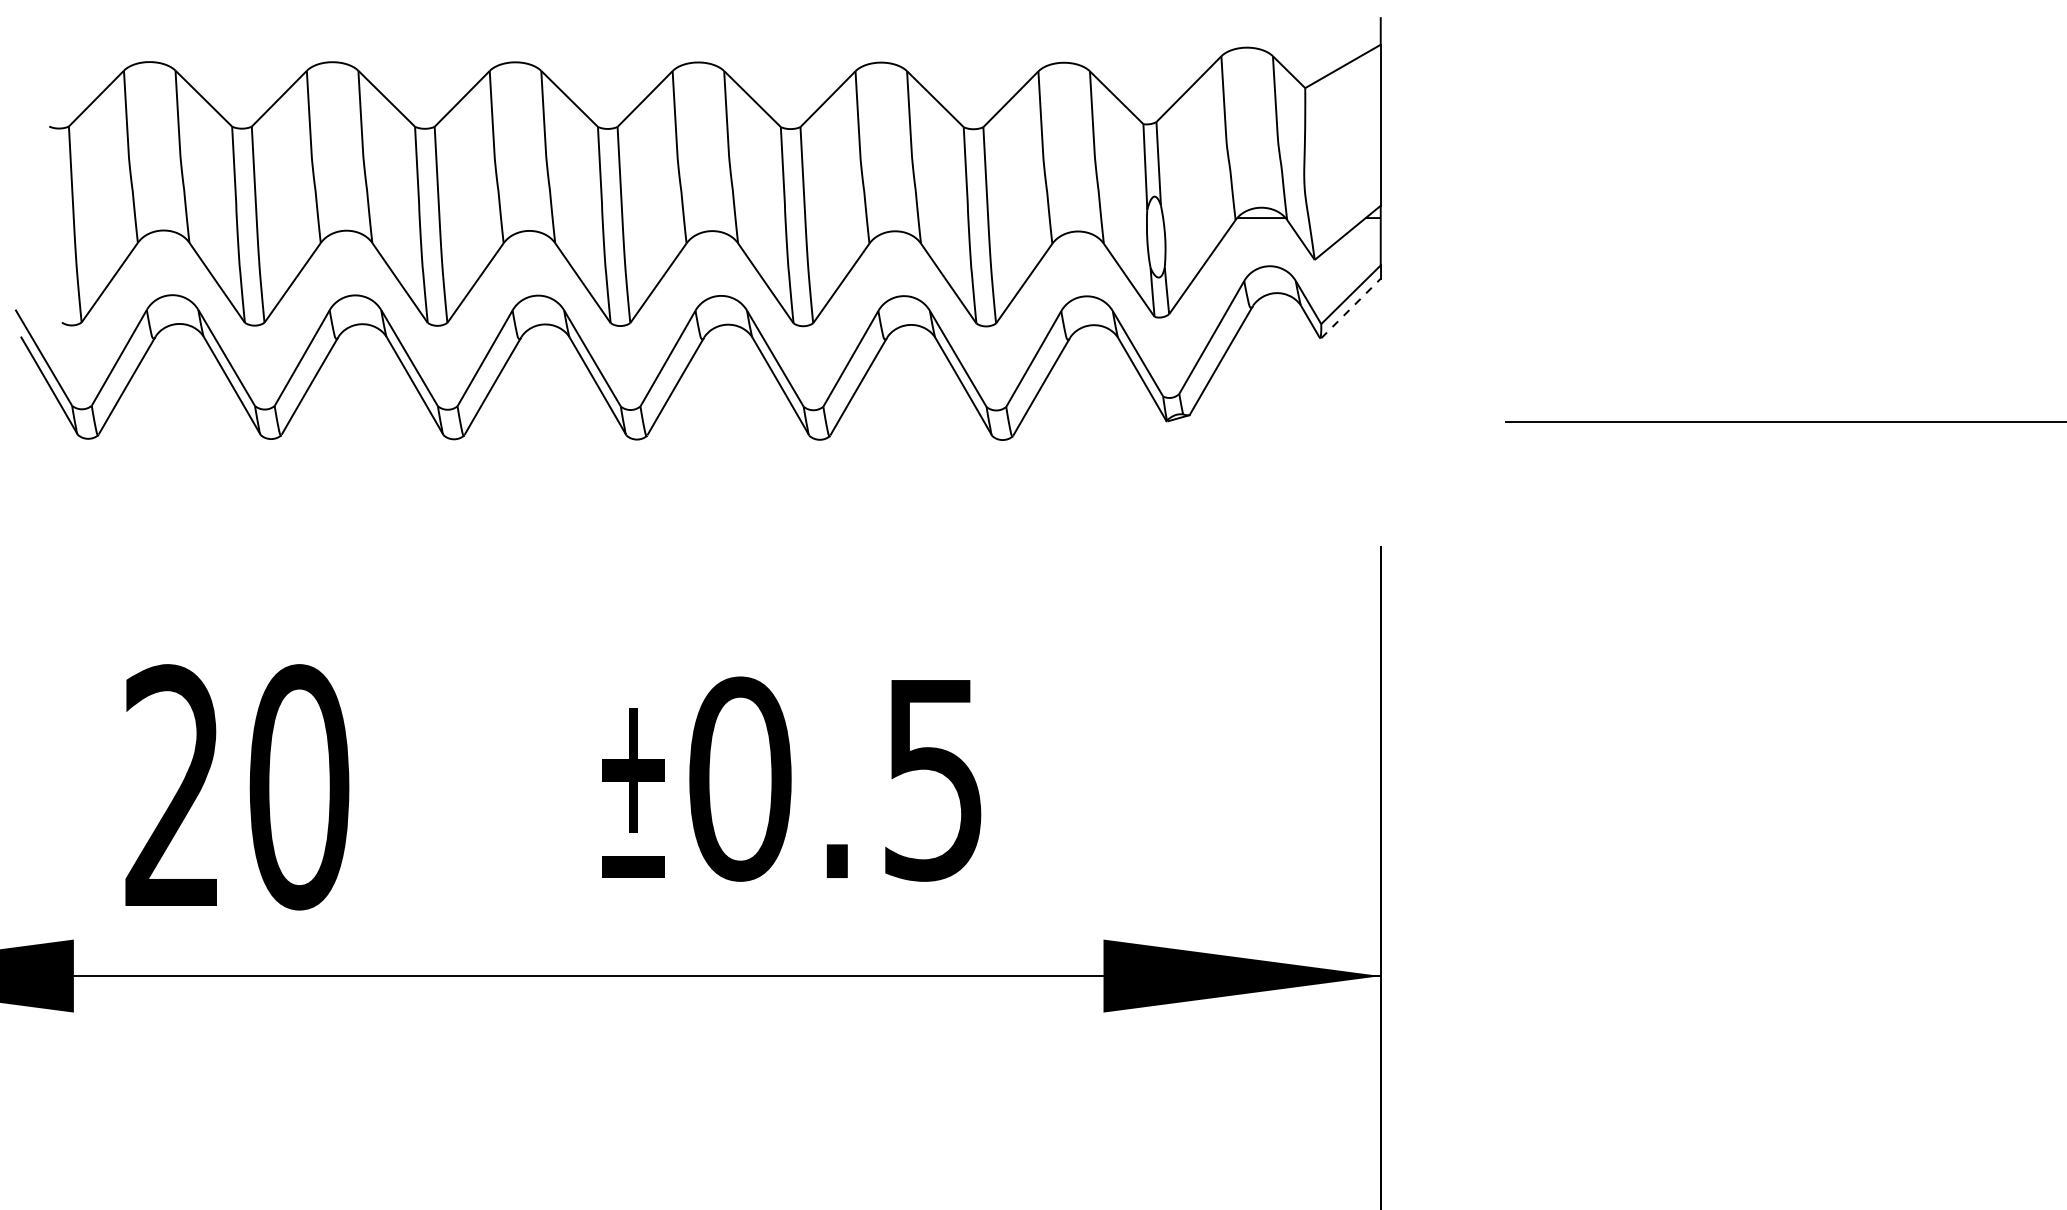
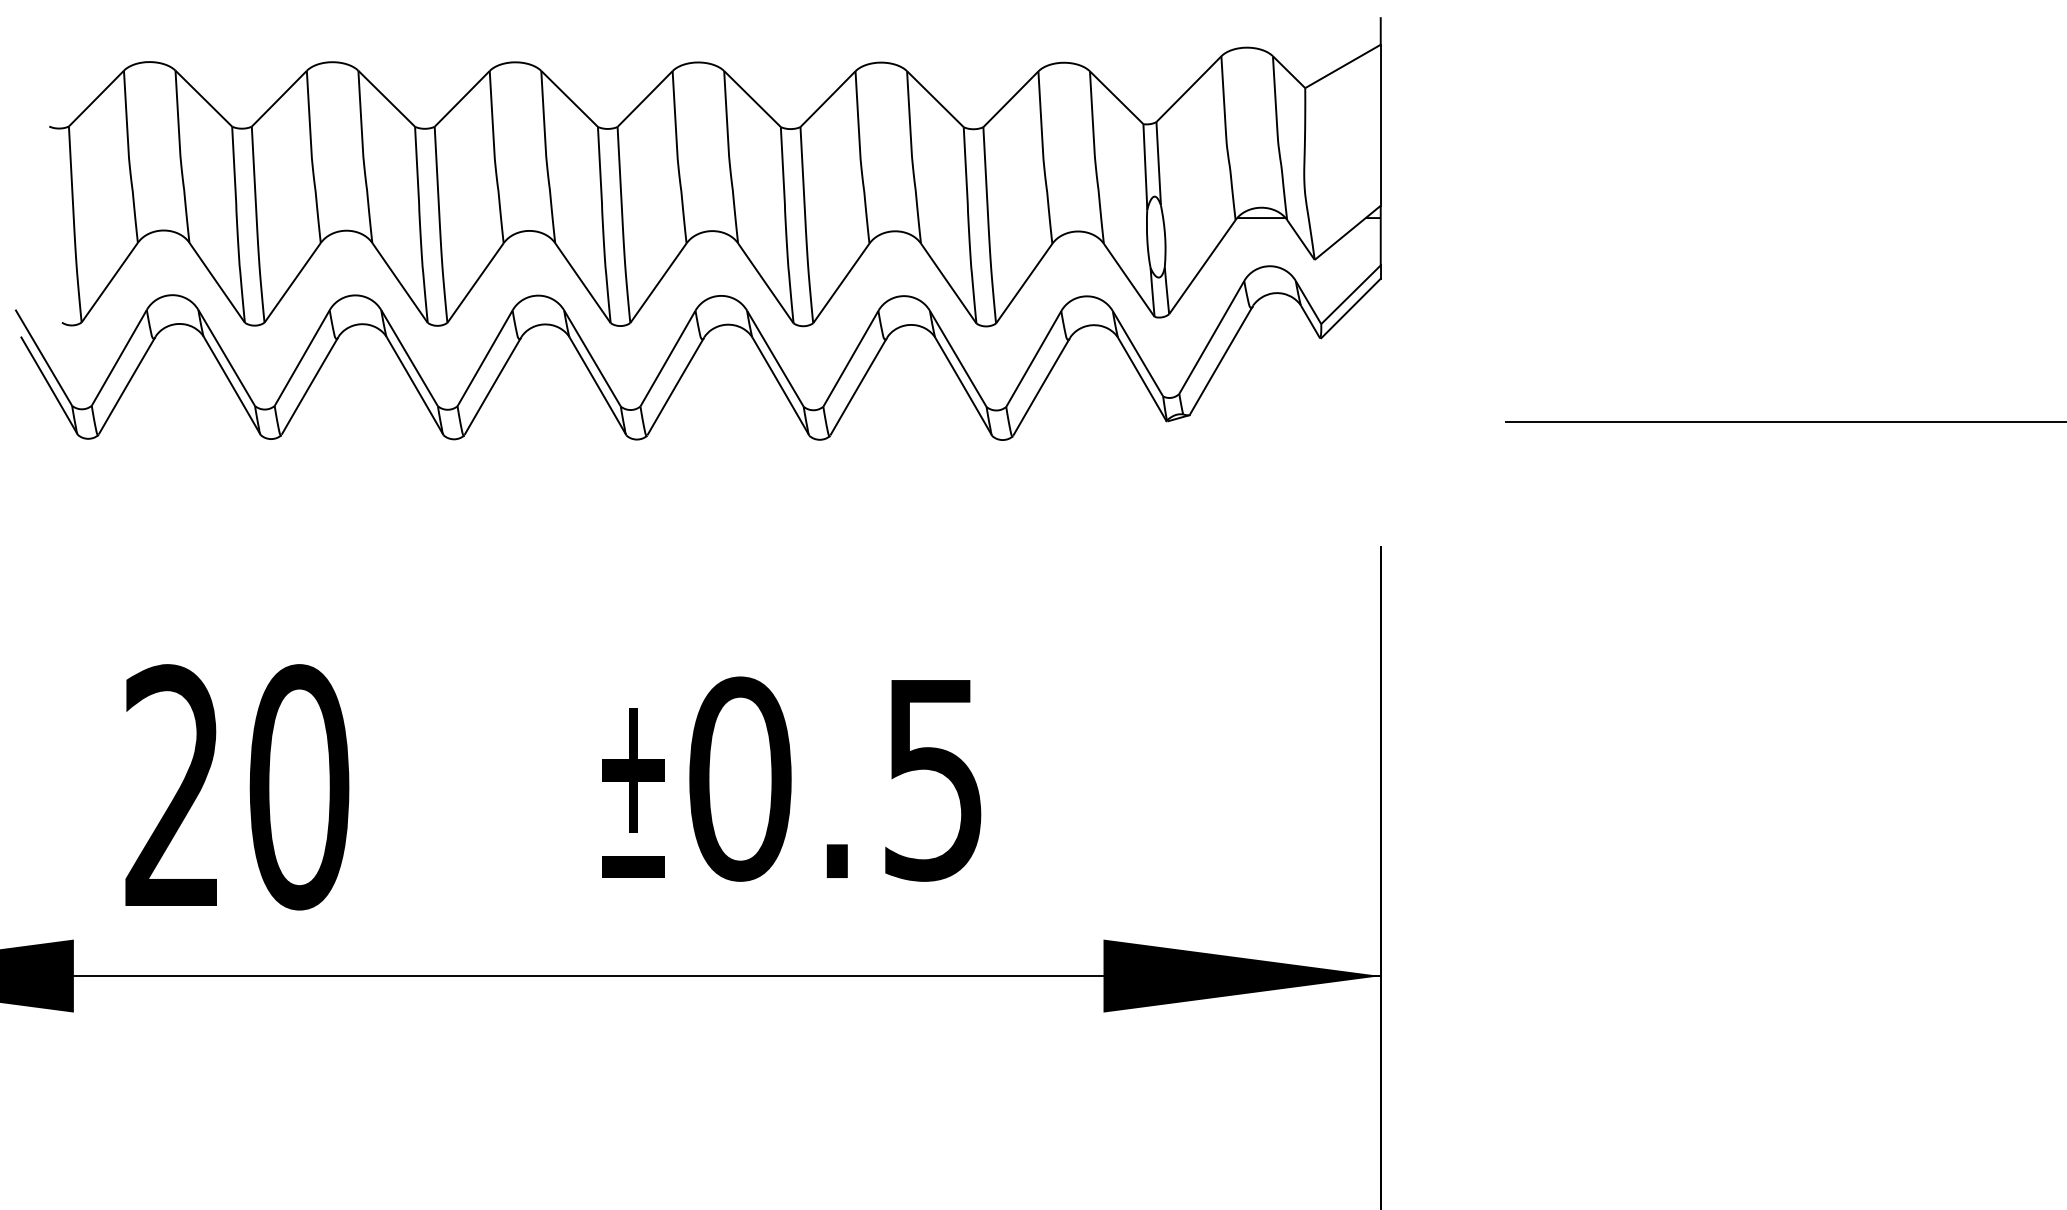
line: dashed -> solid (1351, 308)
